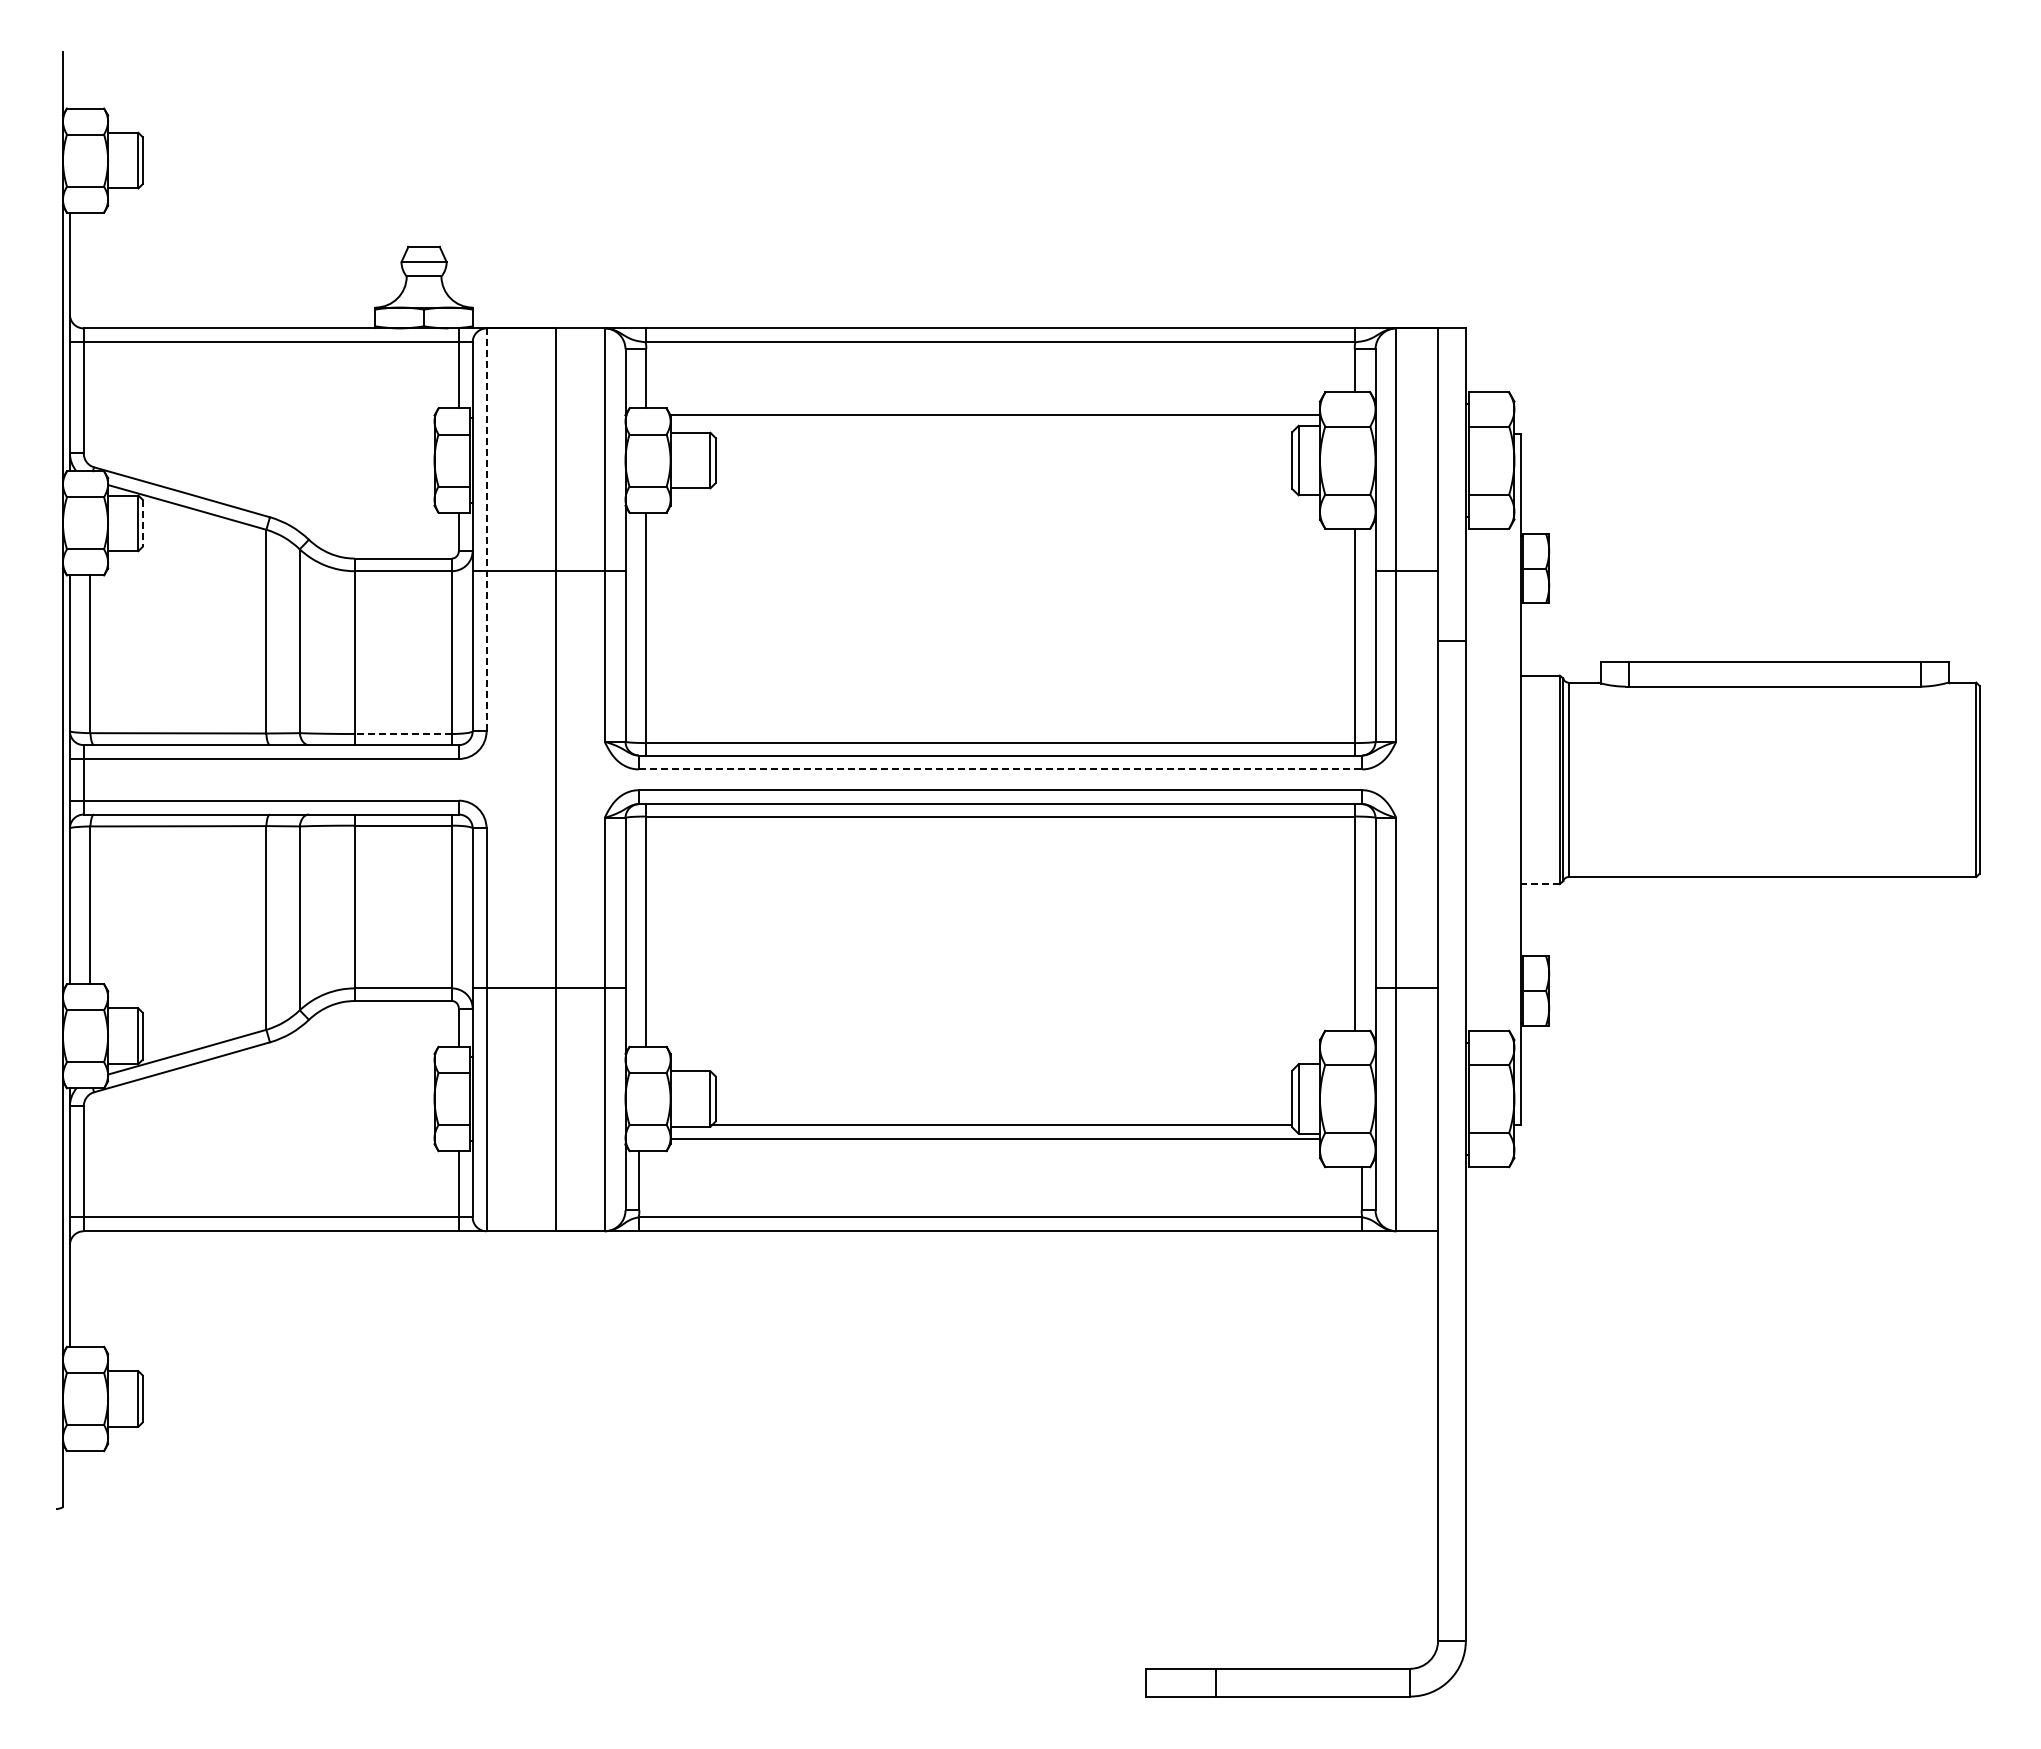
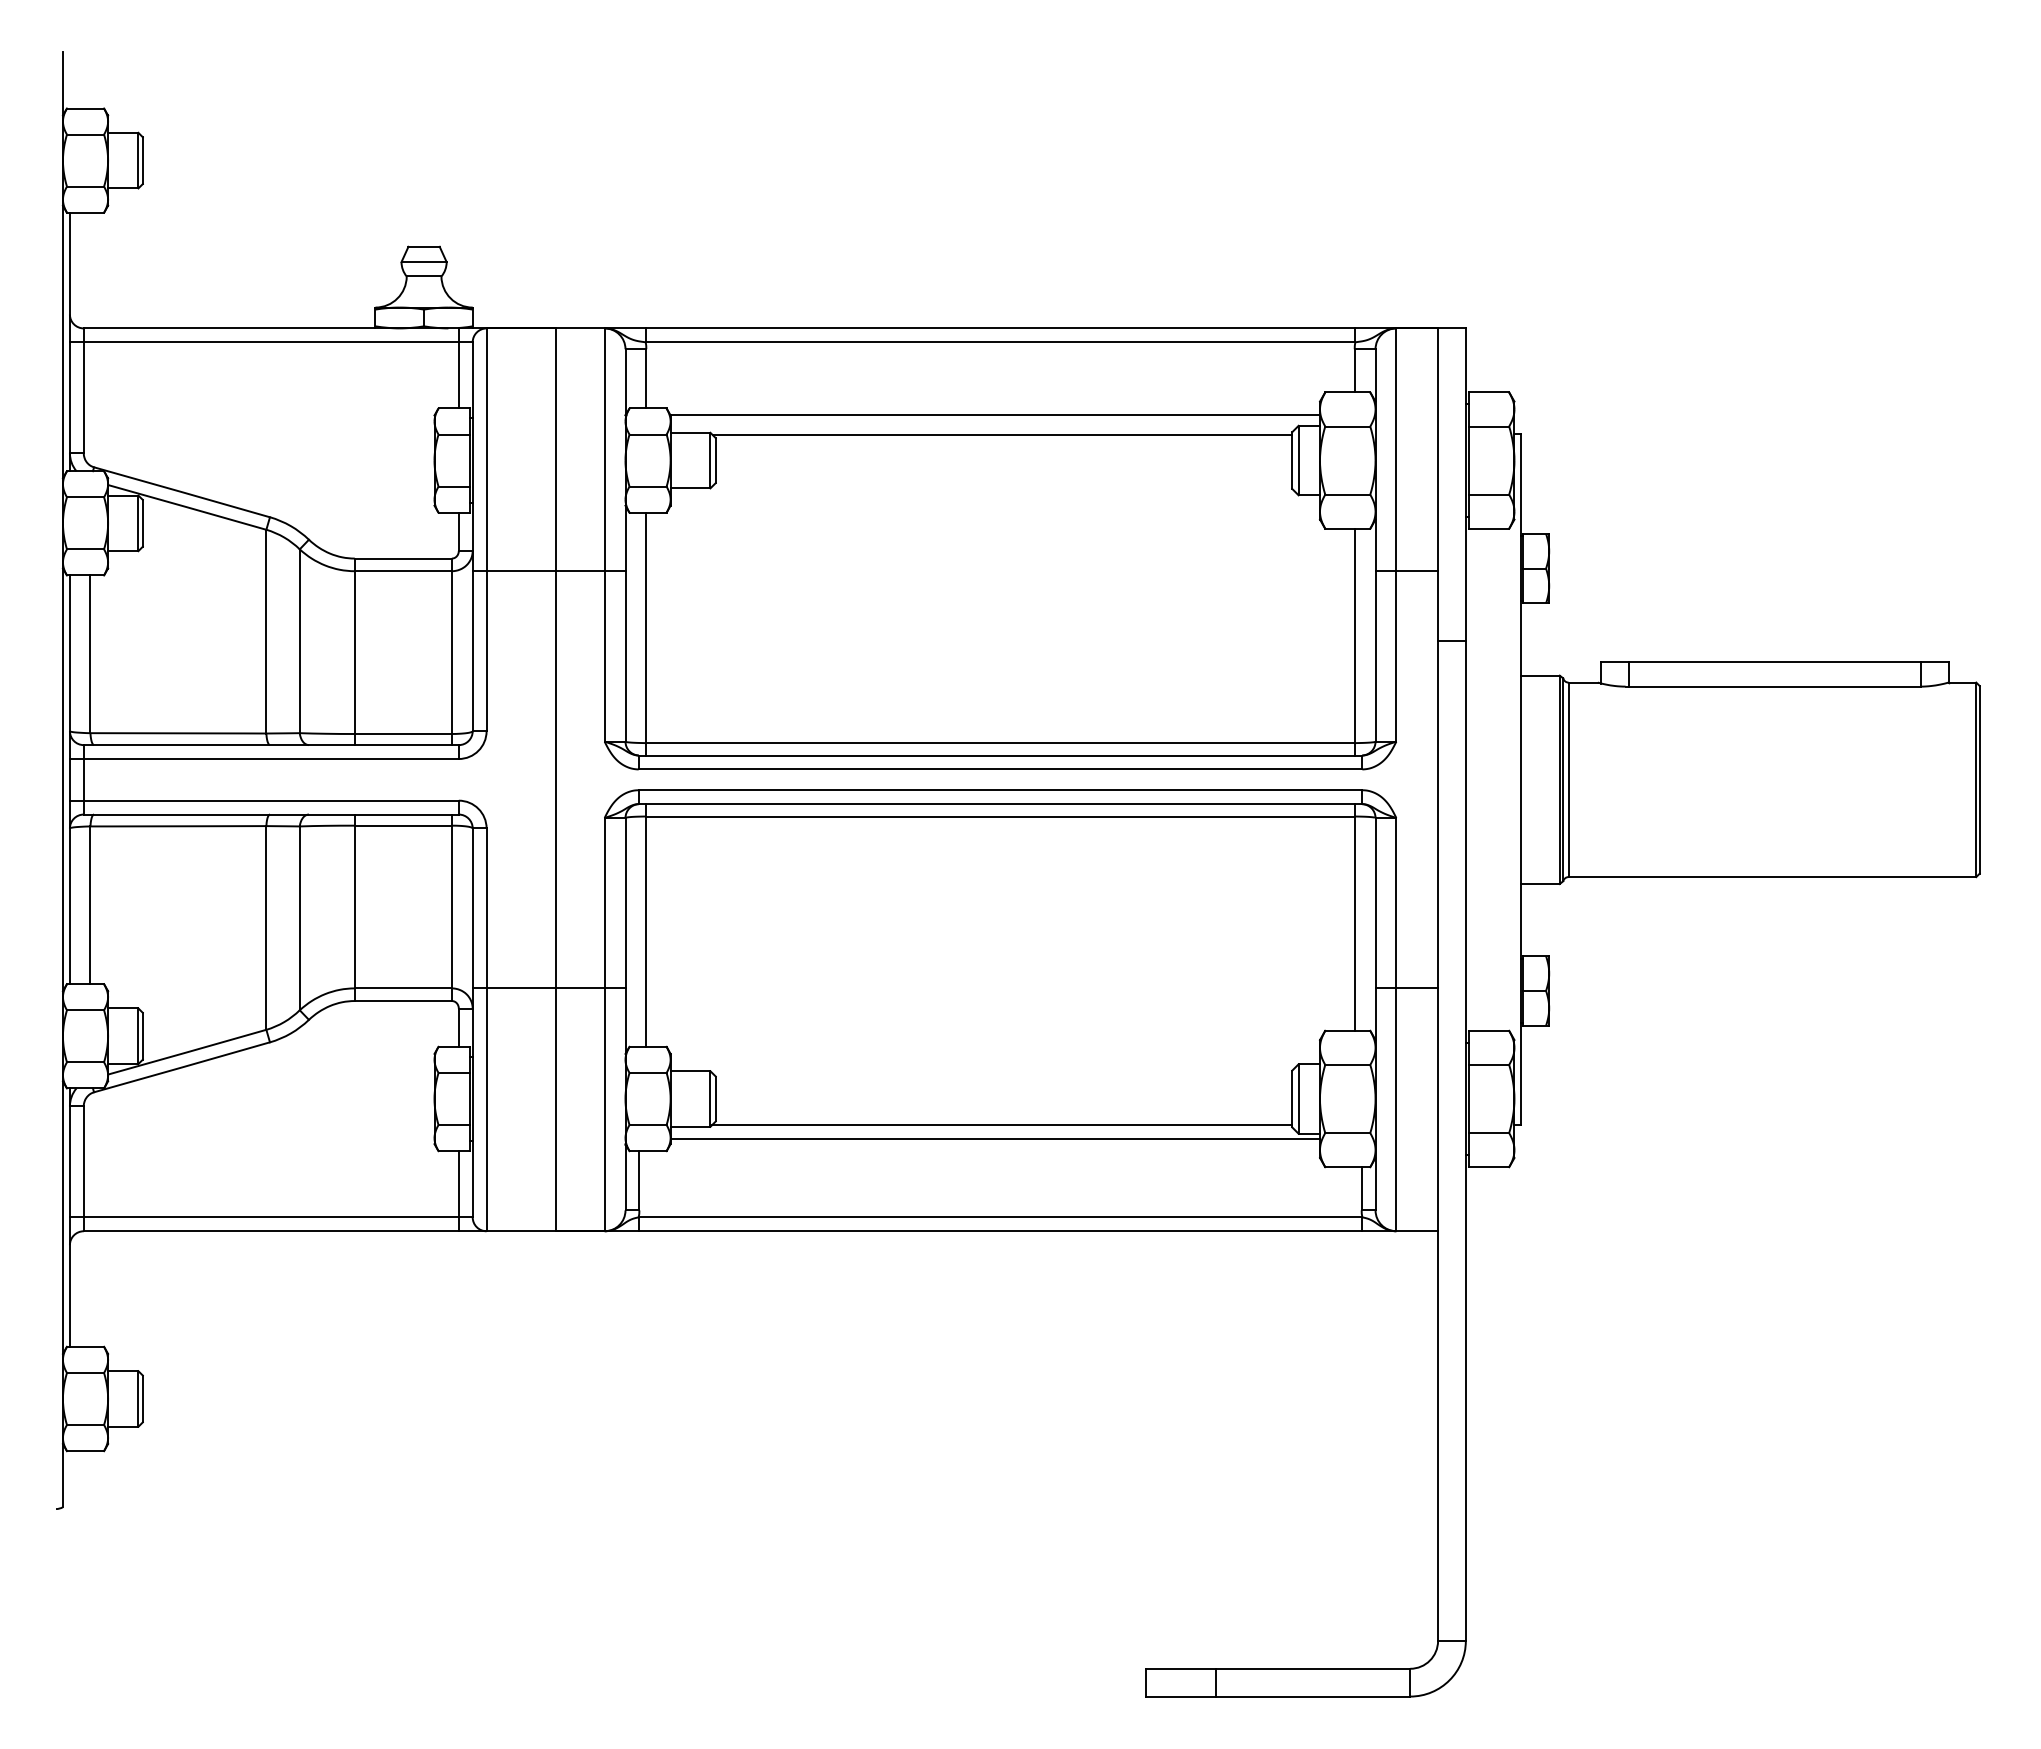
line: none -> present (1002, 435)
line: dashed -> solid (142, 523)
line: dashed -> solid (486, 529)
line: dashed -> solid (403, 734)
line: dashed -> solid (1000, 769)
line: dashed -> solid (1540, 884)
